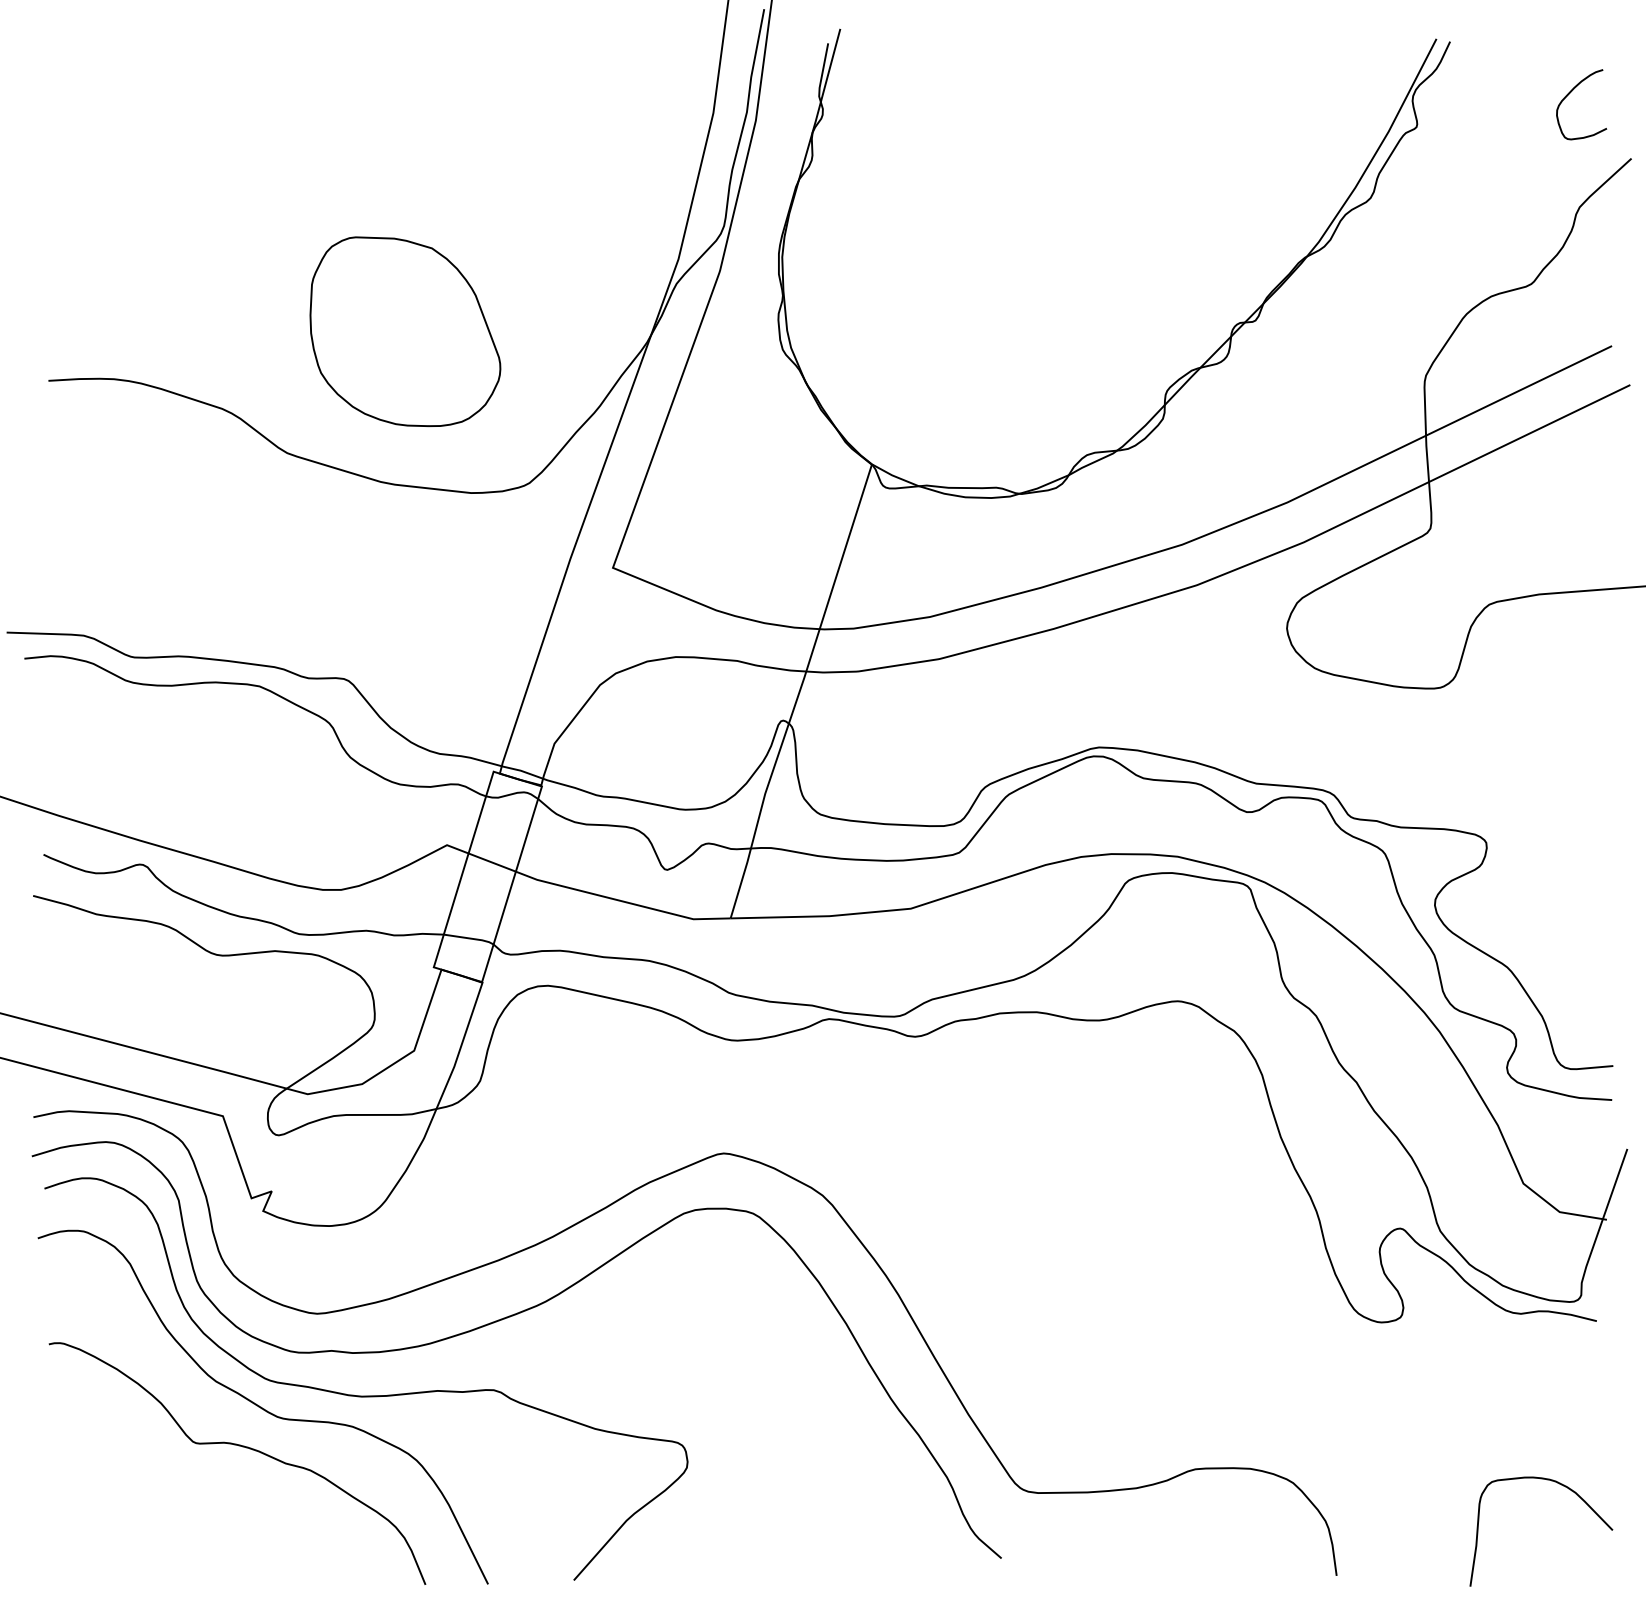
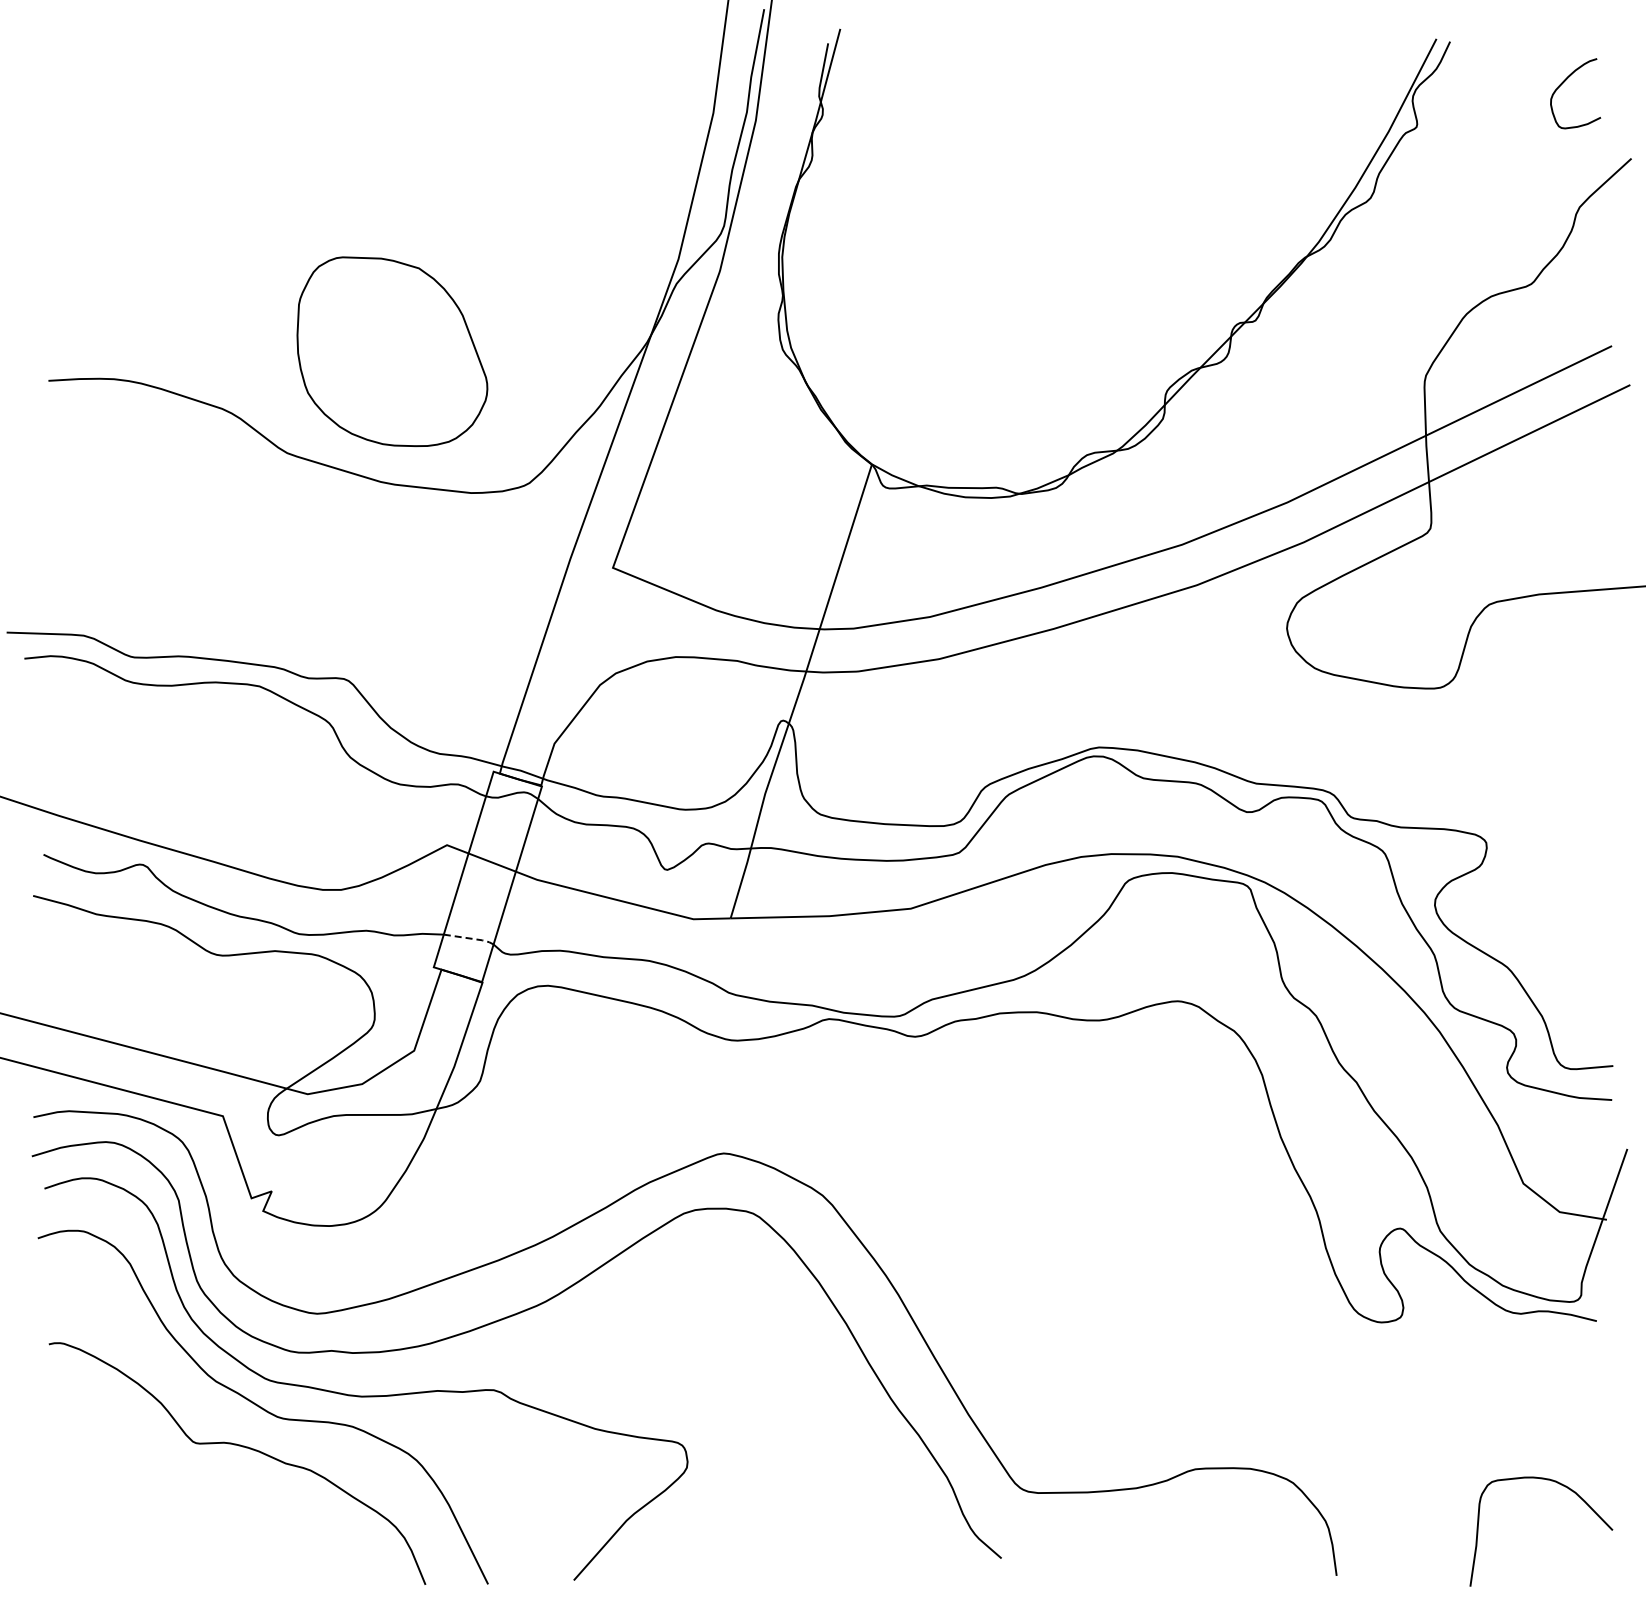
curve position: (1570, 93) -> (1564, 82) (1564, 82)
part position: (405, 331) -> (392, 351) (392, 351)
line: solid -> dashed (470, 938)
